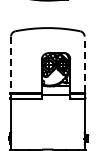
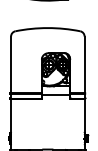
line: dashed -> solid (11, 64)
line: dashed -> solid (84, 64)
